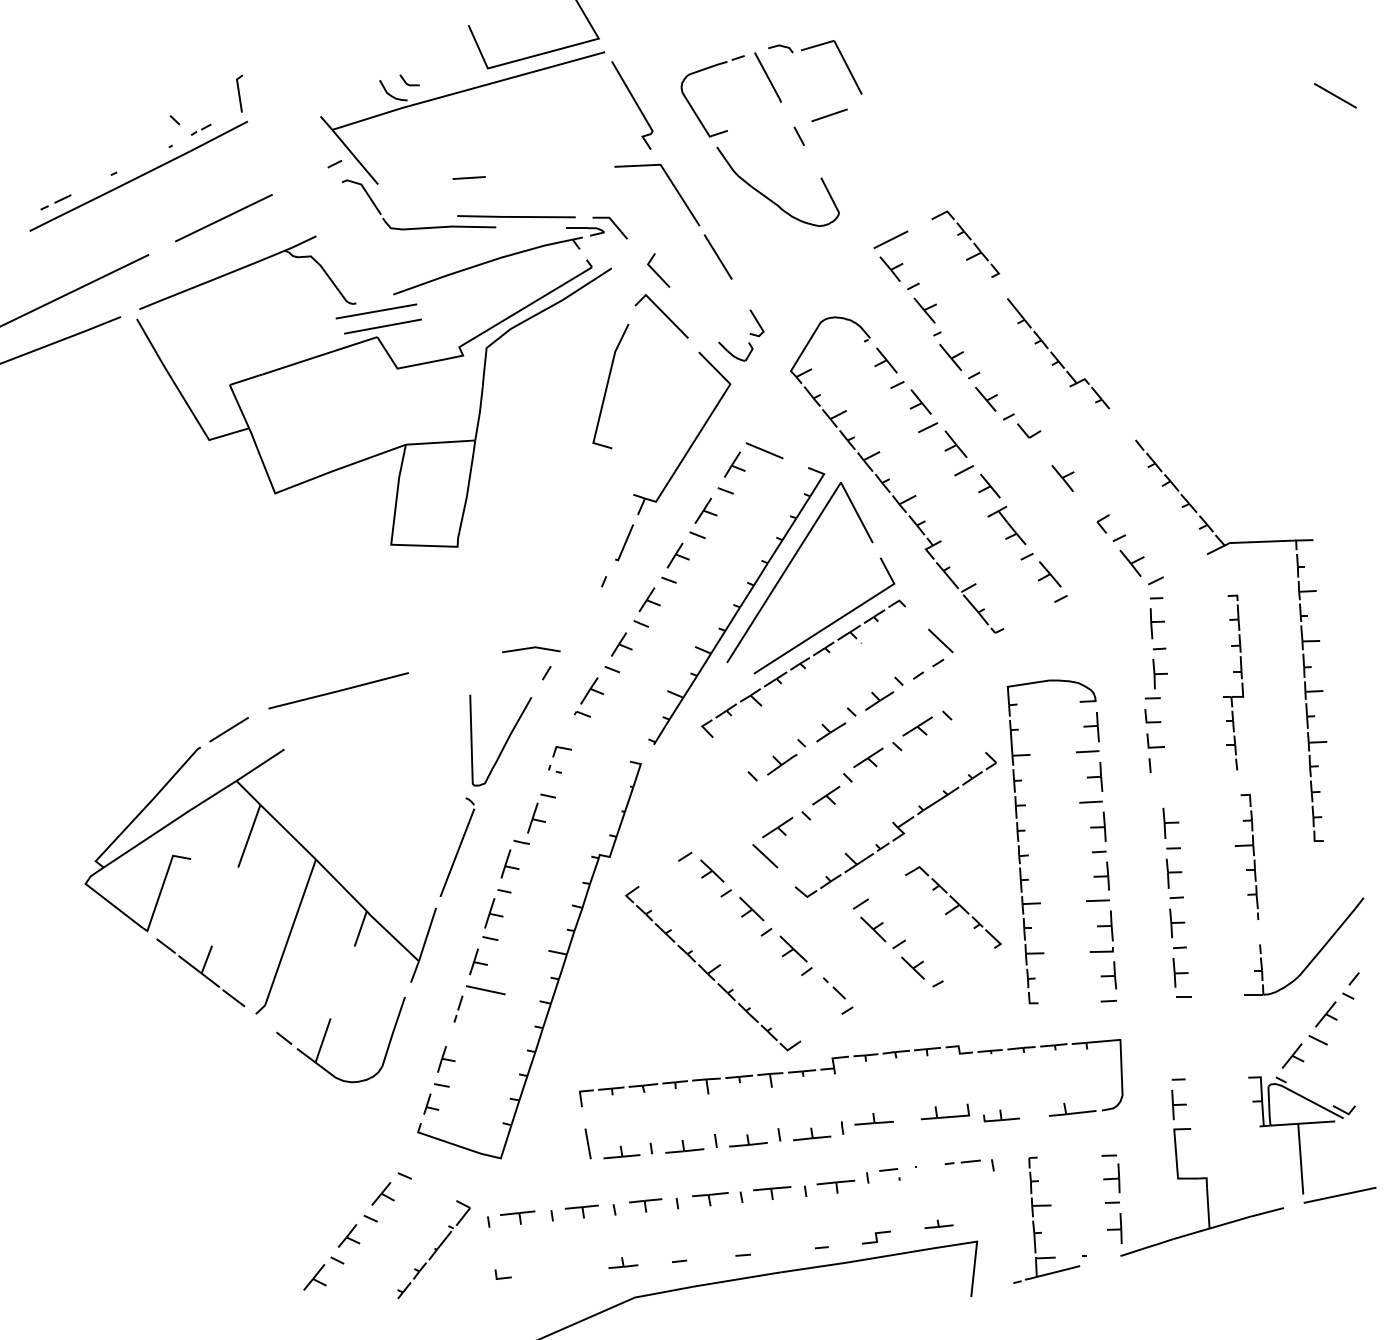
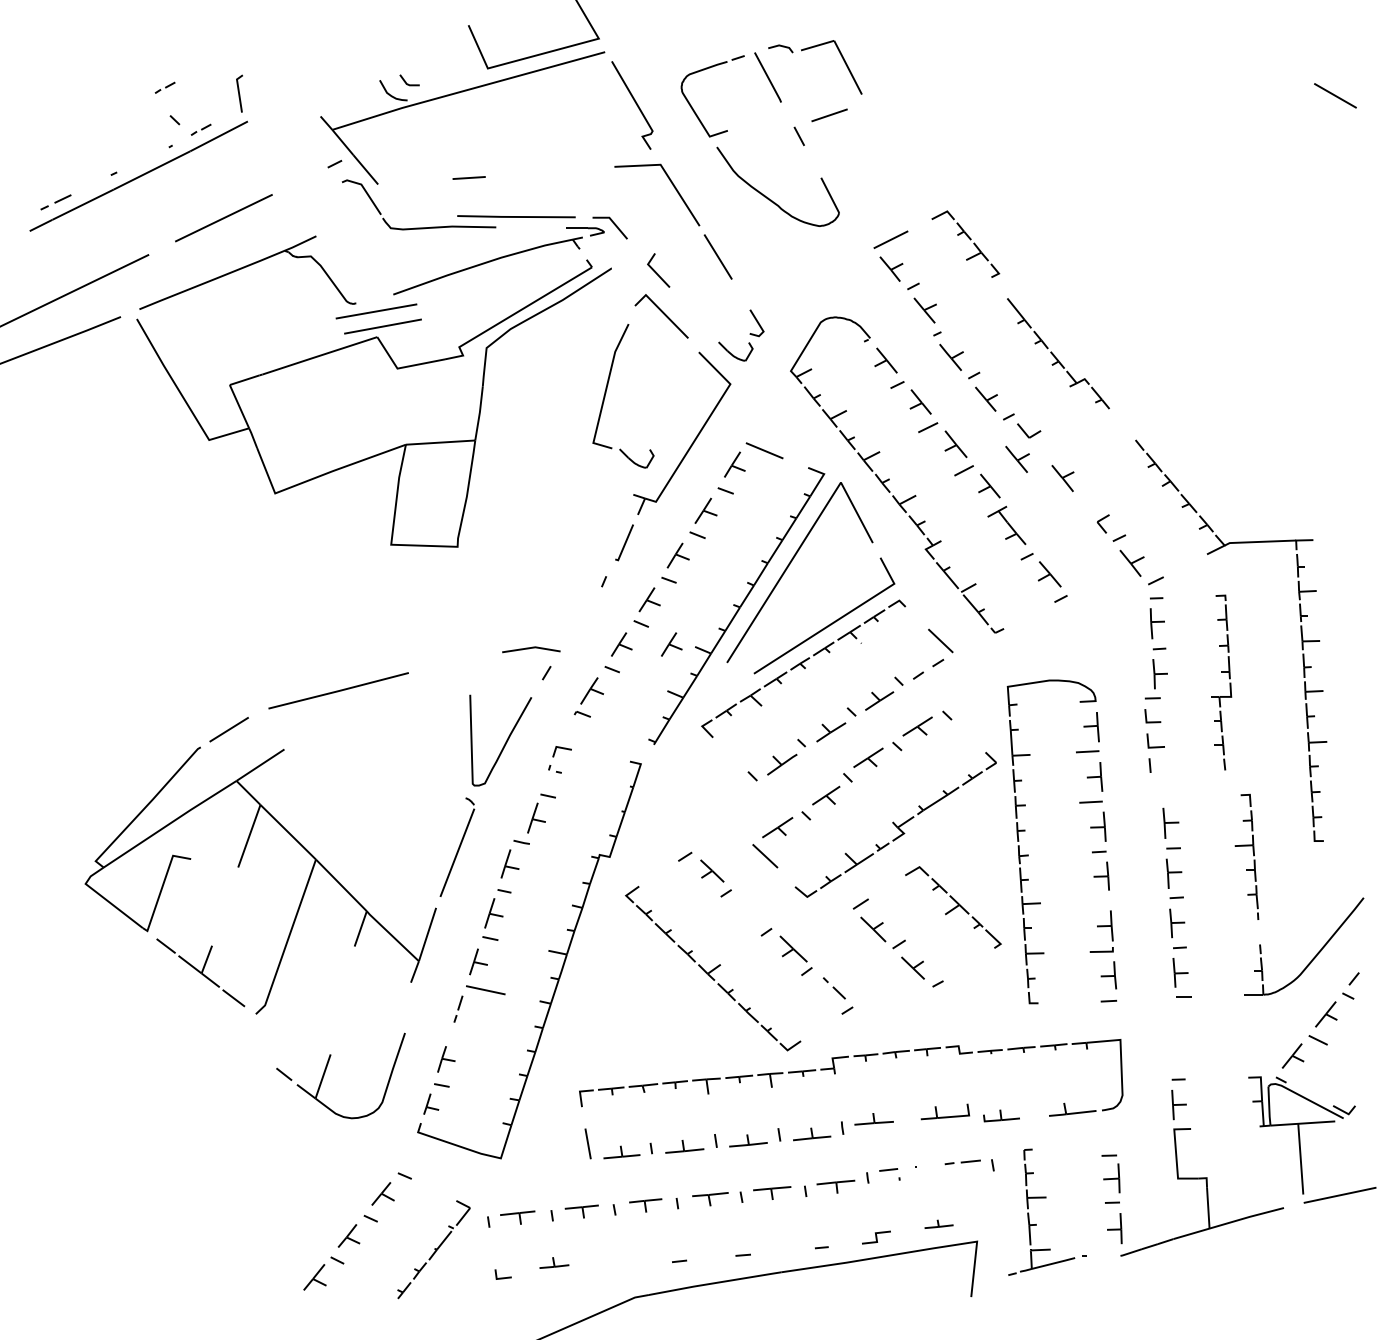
part: none -> present (164, 87)
part: none -> present (636, 458)
part: none -> present (1017, 458)
part: none -> present (671, 644)
part position: (1241, 682) -> (1229, 682) (1229, 682)
line: present -> none (1097, 900)
part: present -> none (751, 909)
part position: (326, 1034) -> (326, 1070) (326, 1070)
part position: (1034, 1222) -> (1029, 1214) (1029, 1214)
part position: (623, 1262) -> (554, 1262) (554, 1262)
